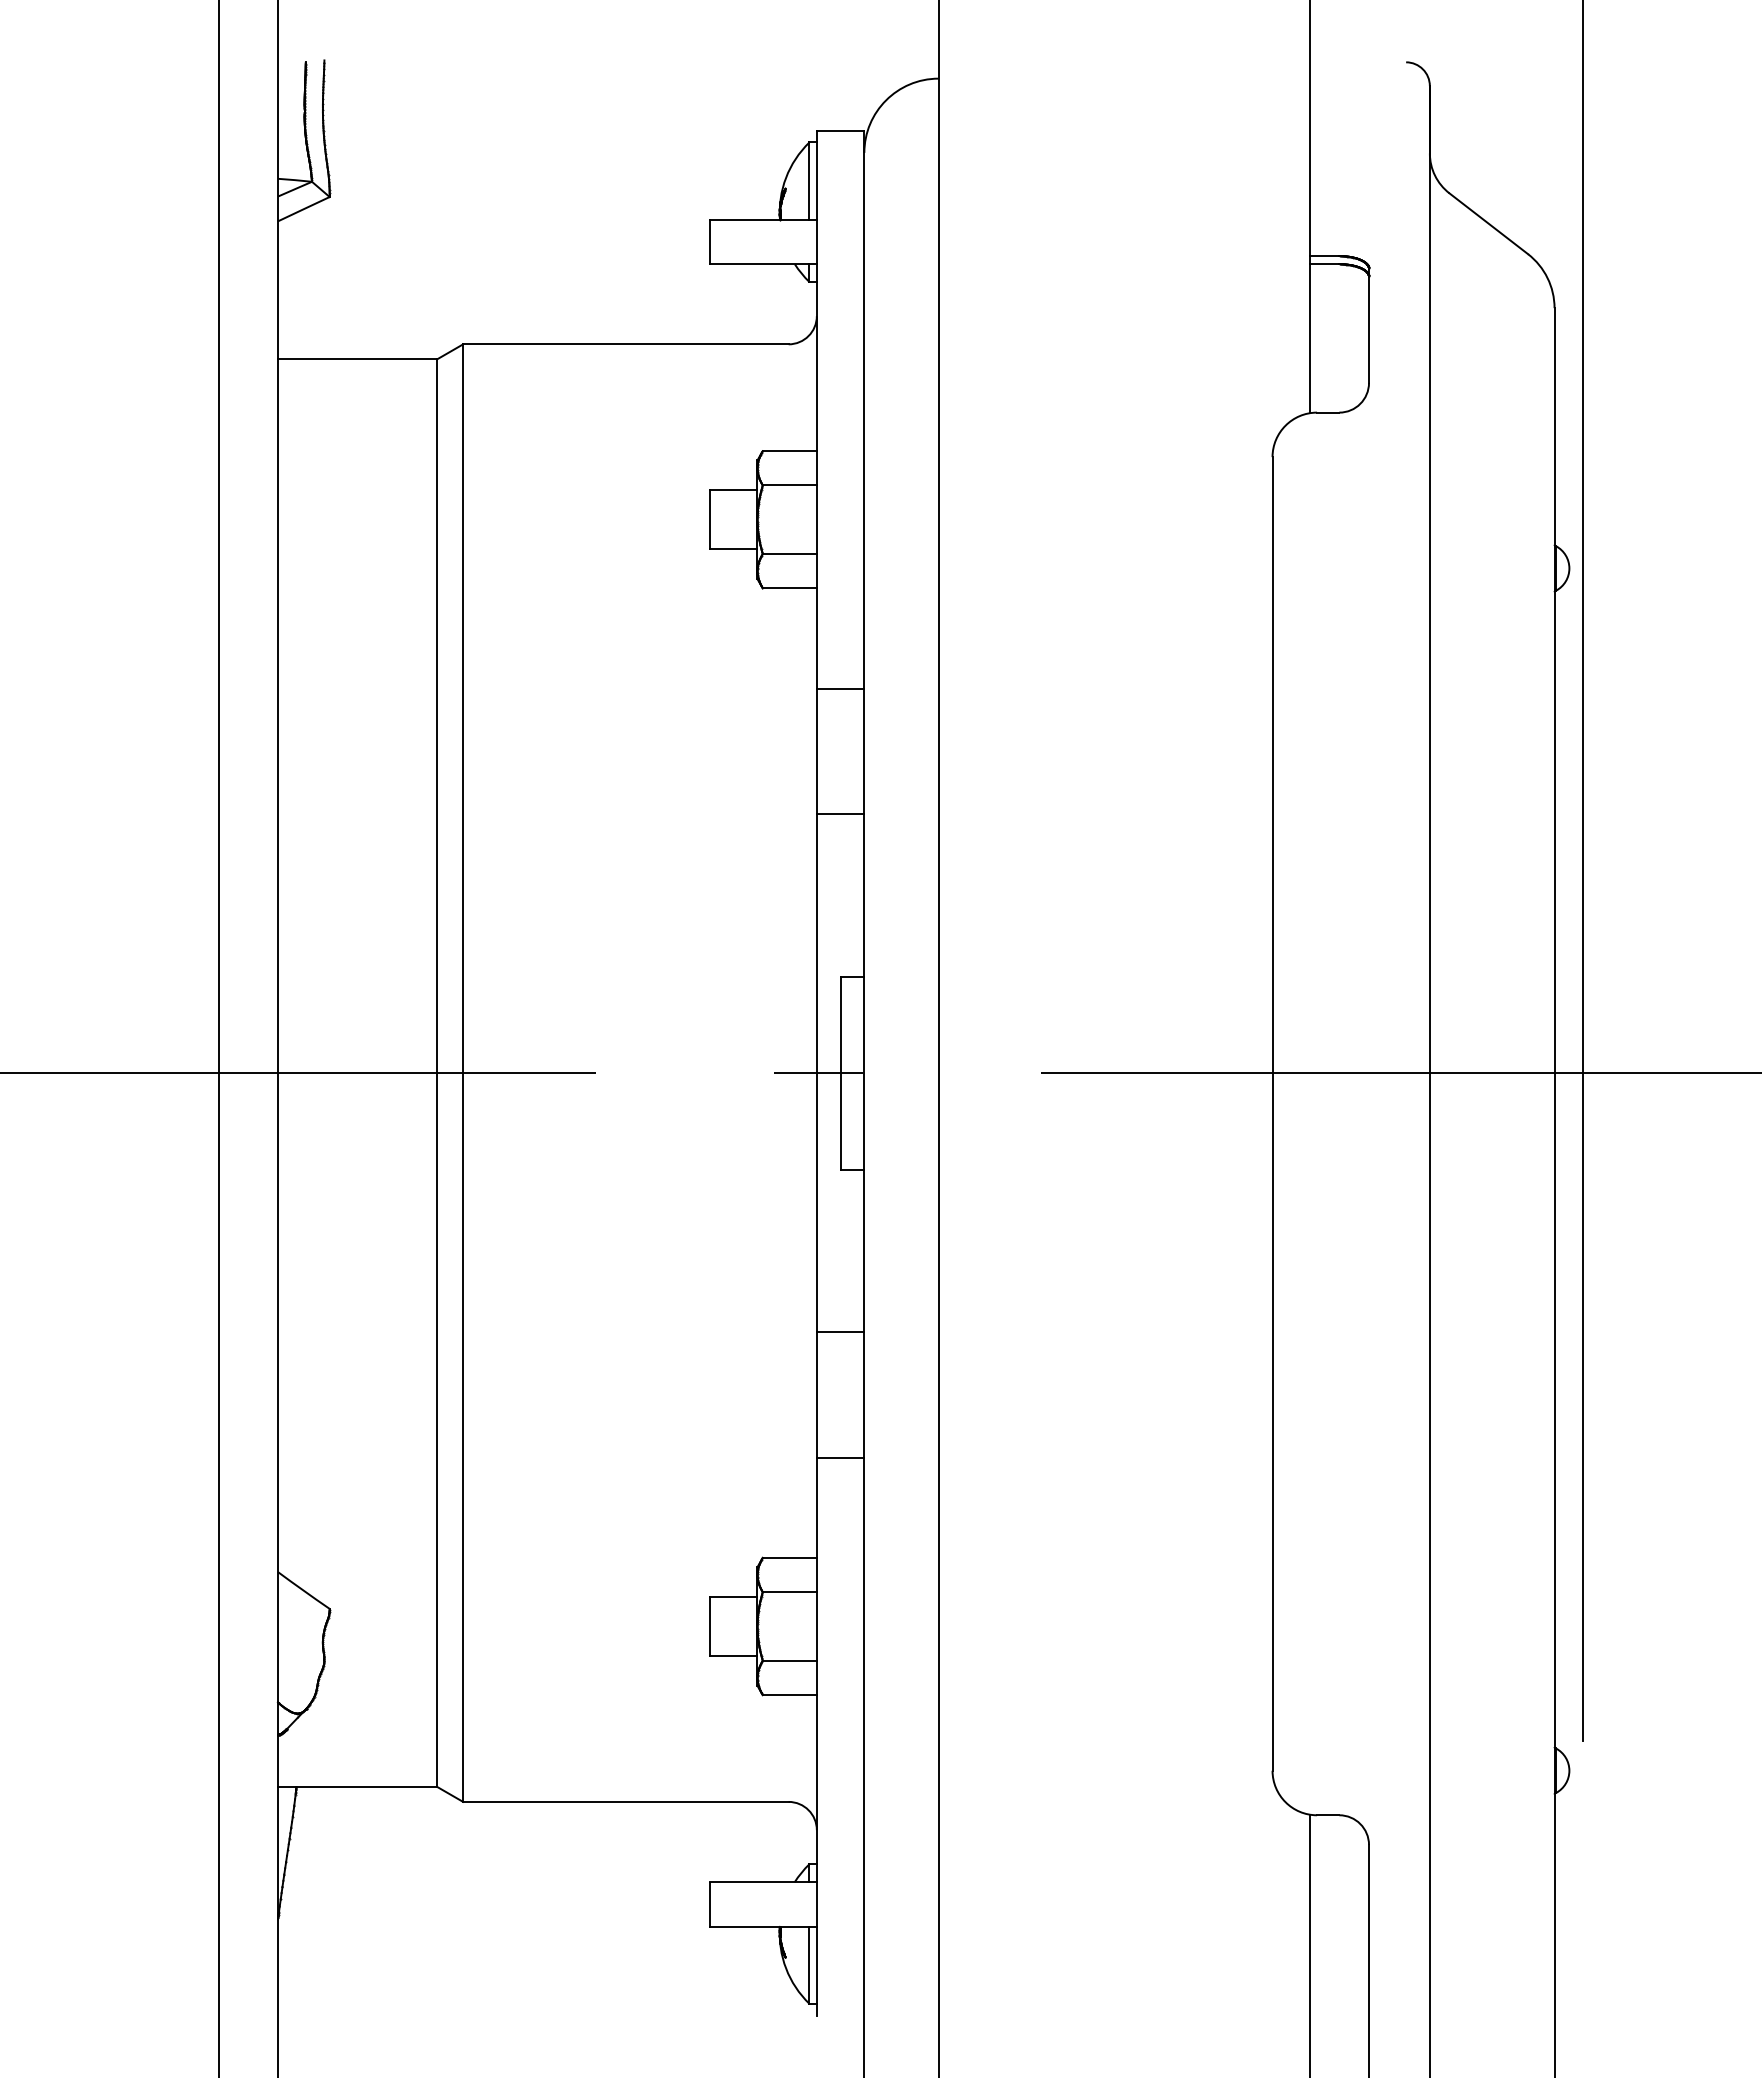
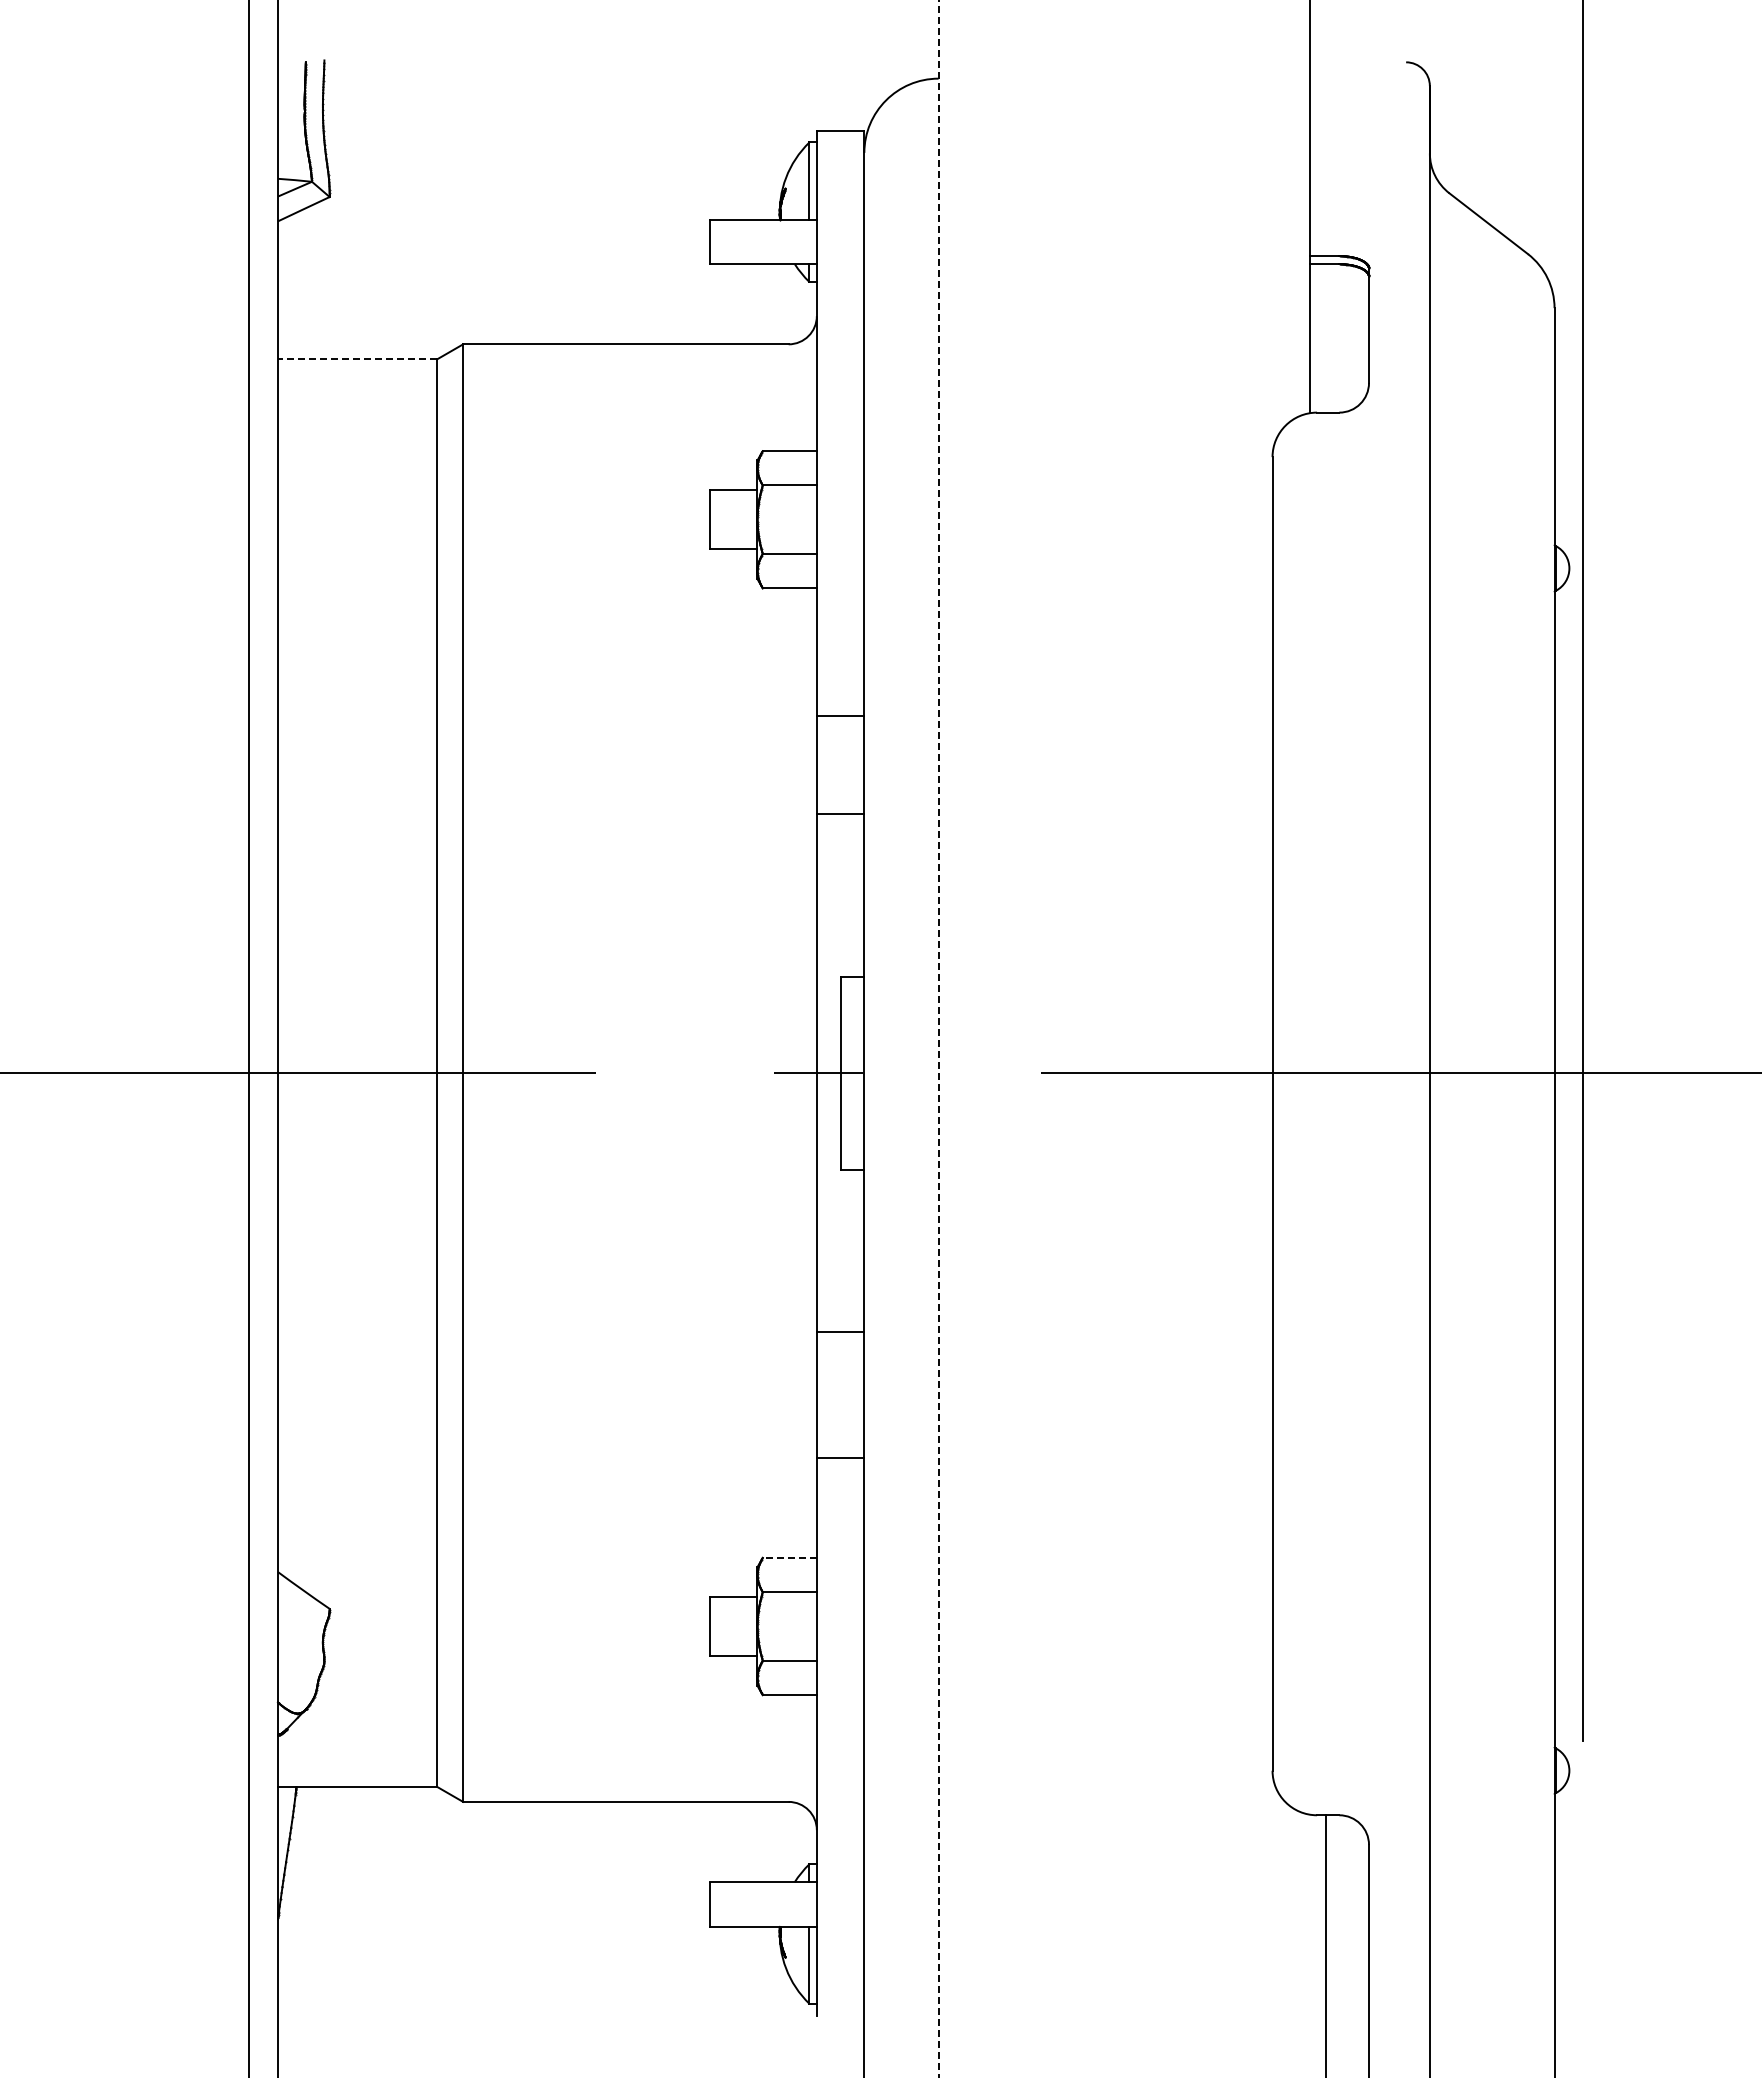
line: solid -> dashed (357, 359)
line position: (840, 688) -> (840, 715) (840, 715)
line position: (218, 1038) -> (248, 1038) (248, 1038)
line: solid -> dashed (938, 1038)
line: solid -> dashed (789, 1557)
line position: (1309, 1944) -> (1325, 1944) (1325, 1944)
